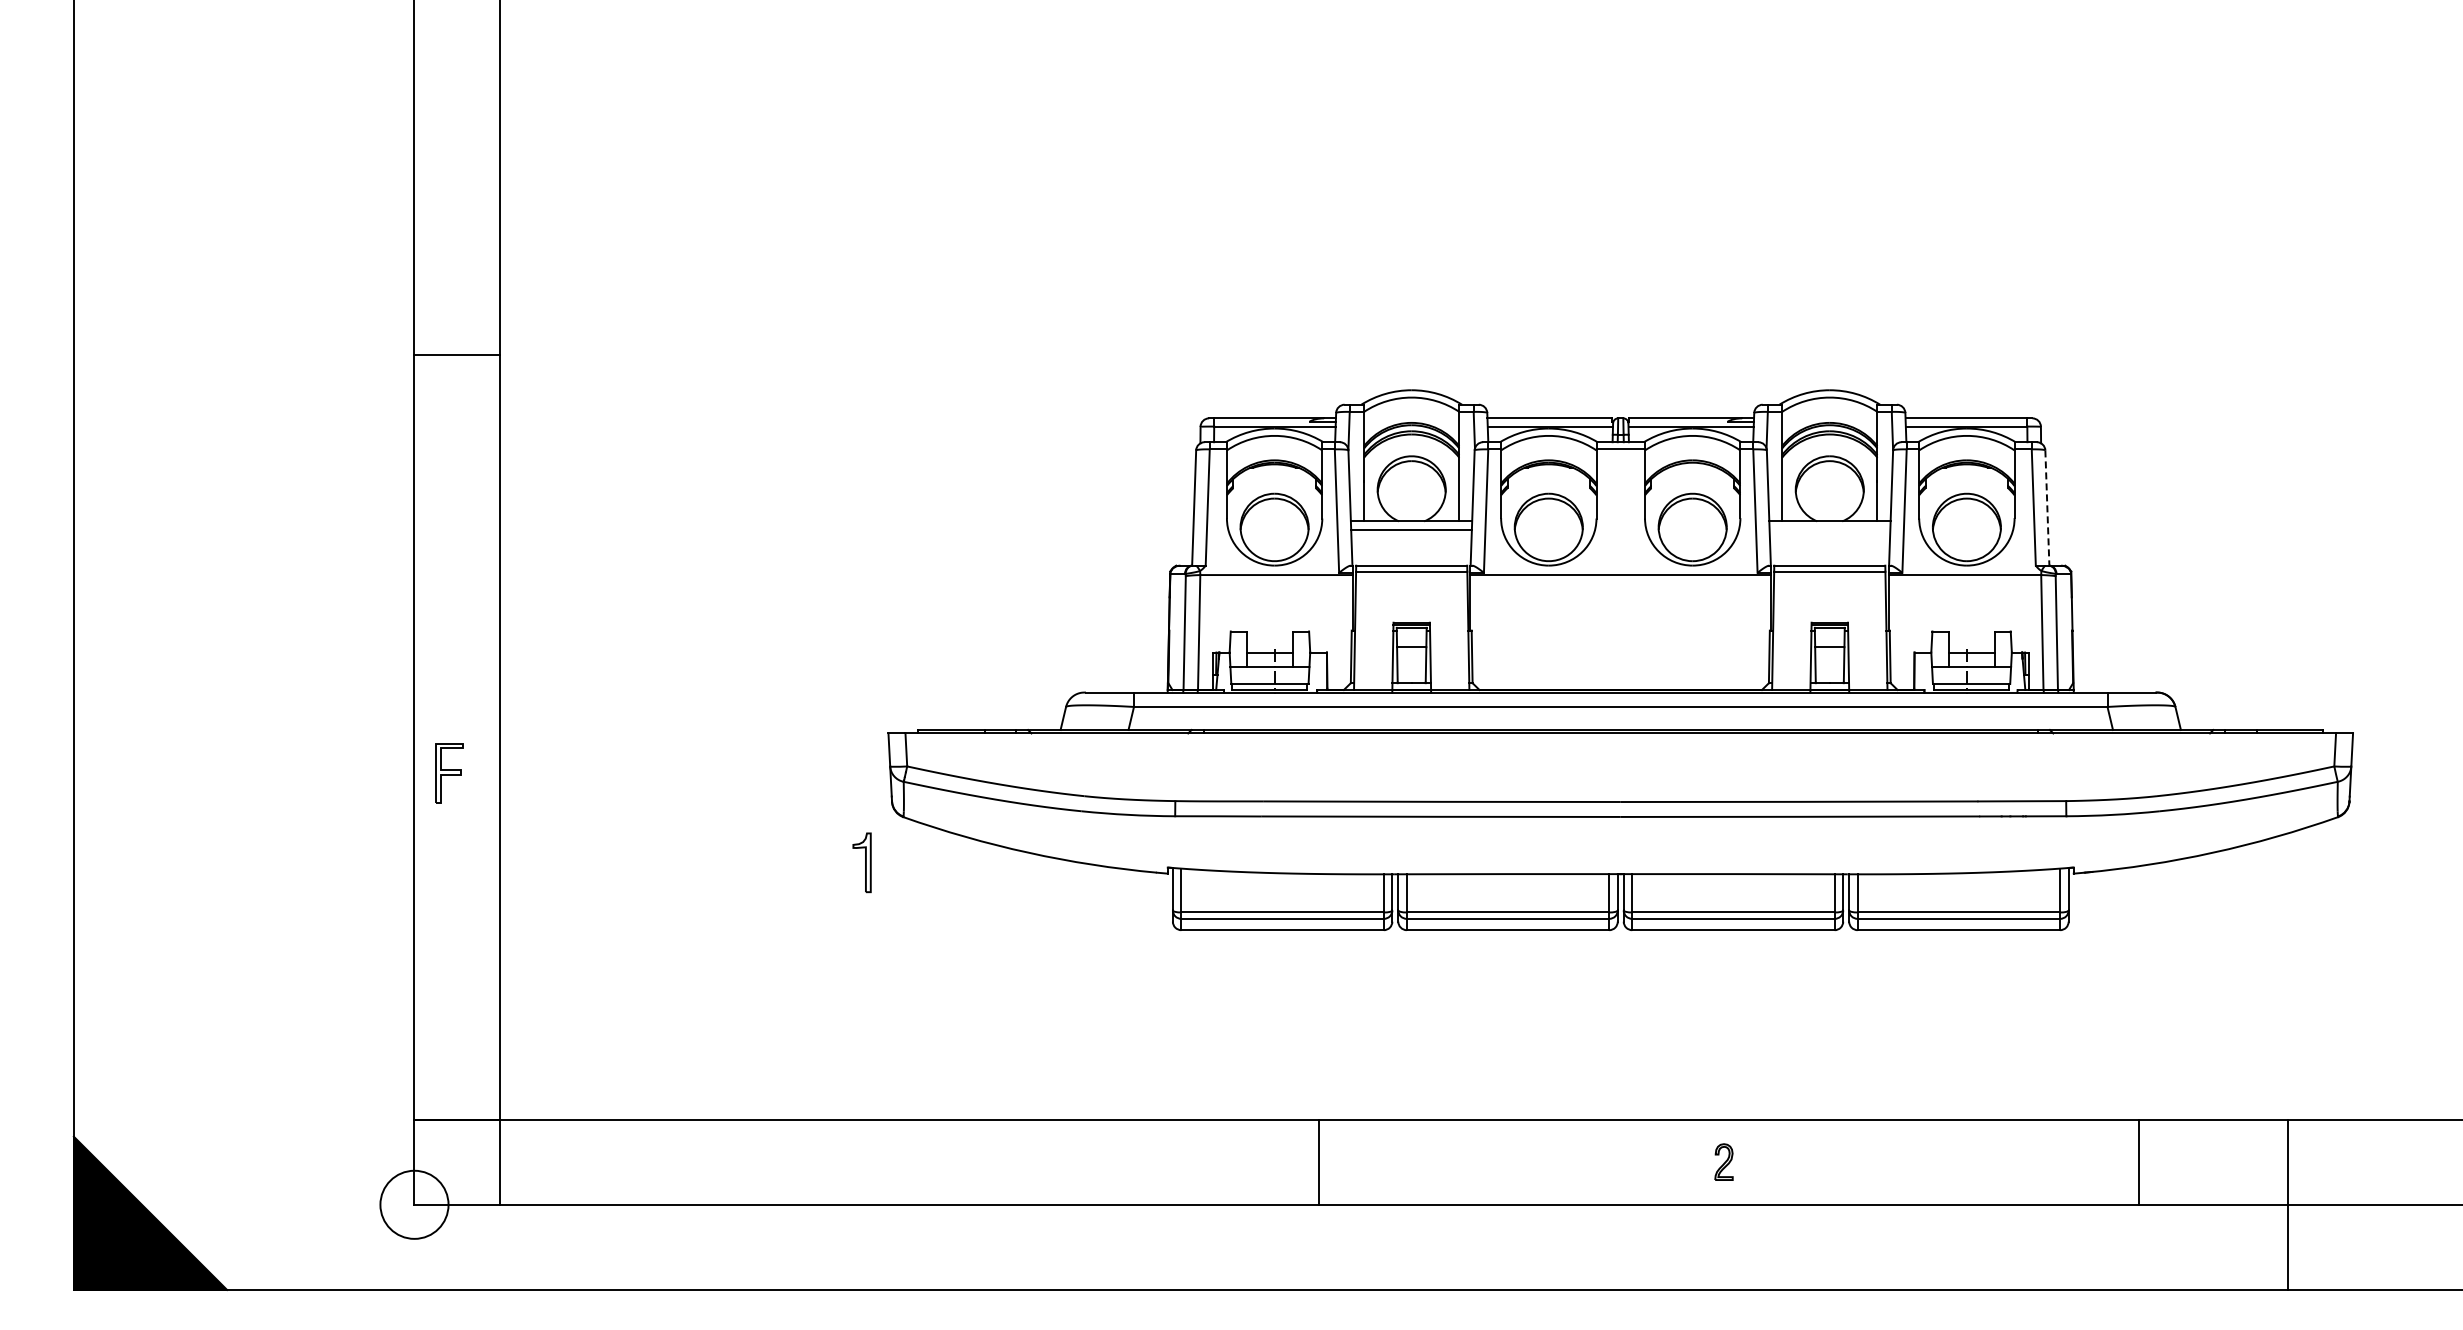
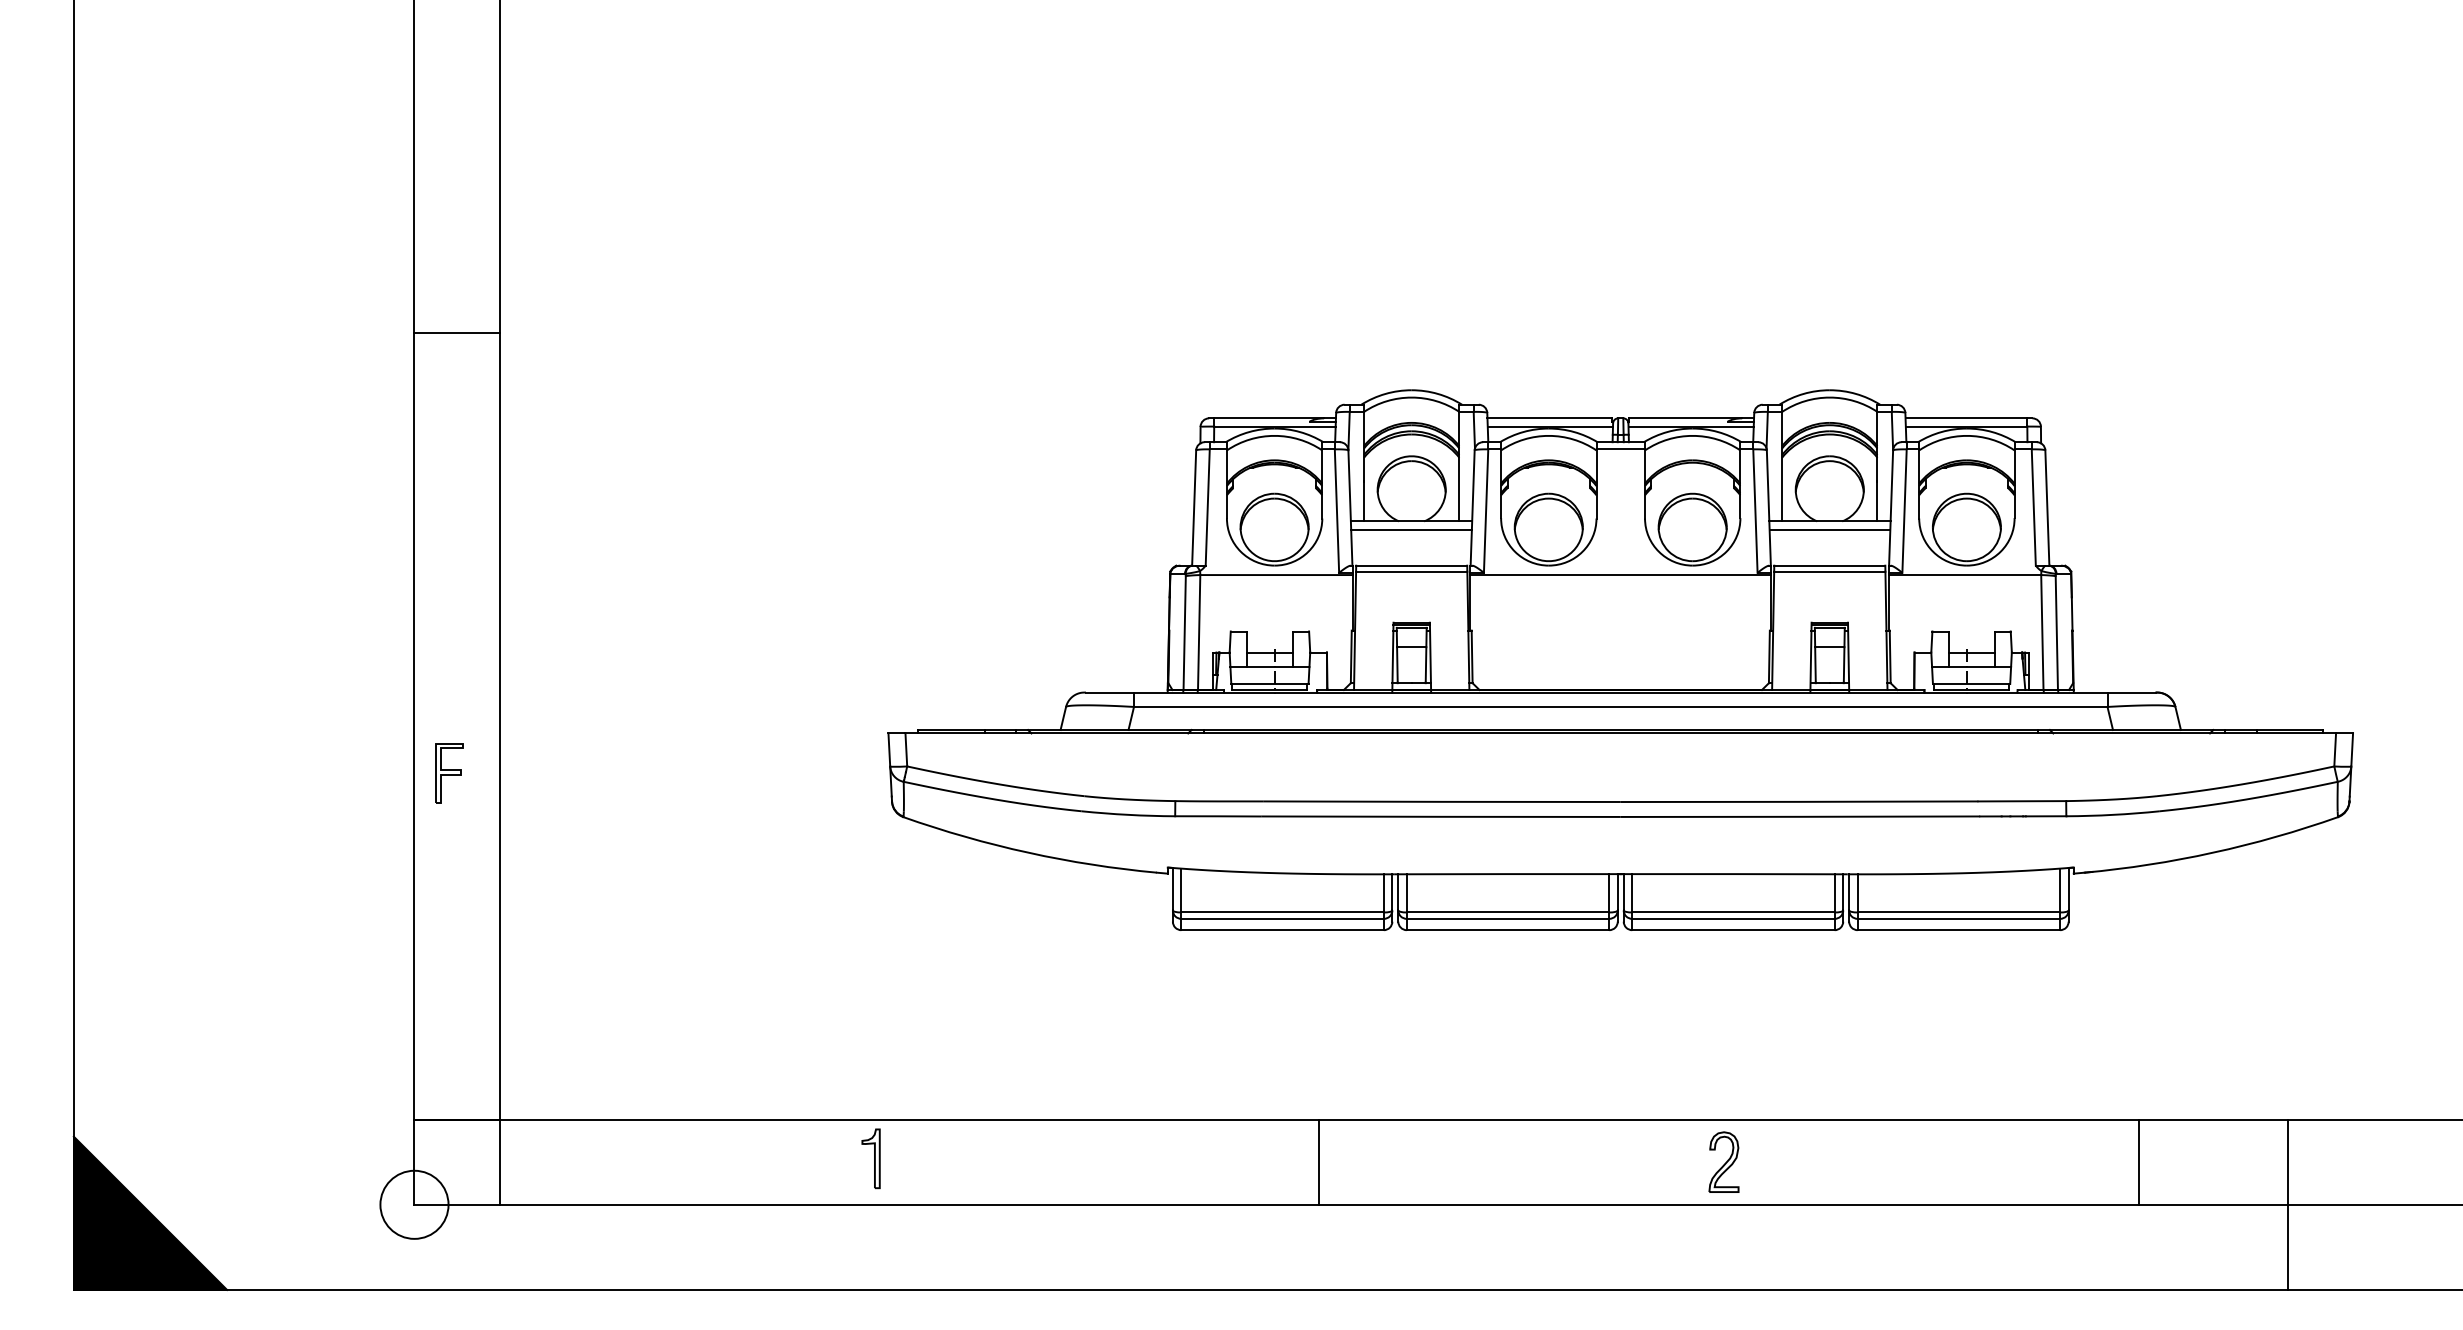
line position: (456, 355) -> (456, 333) (456, 333)
line: dashed -> solid (2047, 508)
line: none -> present (1829, 529)
part position: (861, 862) -> (870, 1158) (870, 1158)
part size: 20x38 px -> 32x62 px (1723, 1161)
